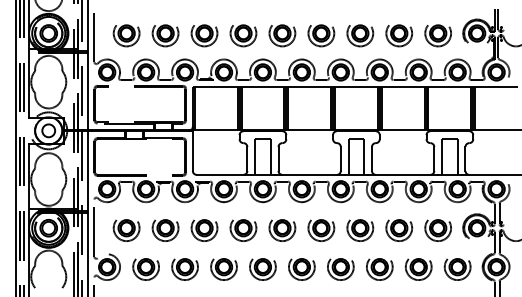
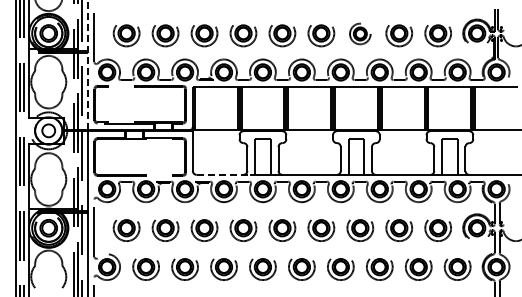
part size: 29x24 px -> 23x24 px (360, 33)
line: solid -> dashed (87, 65)
line: solid -> dashed (224, 174)
